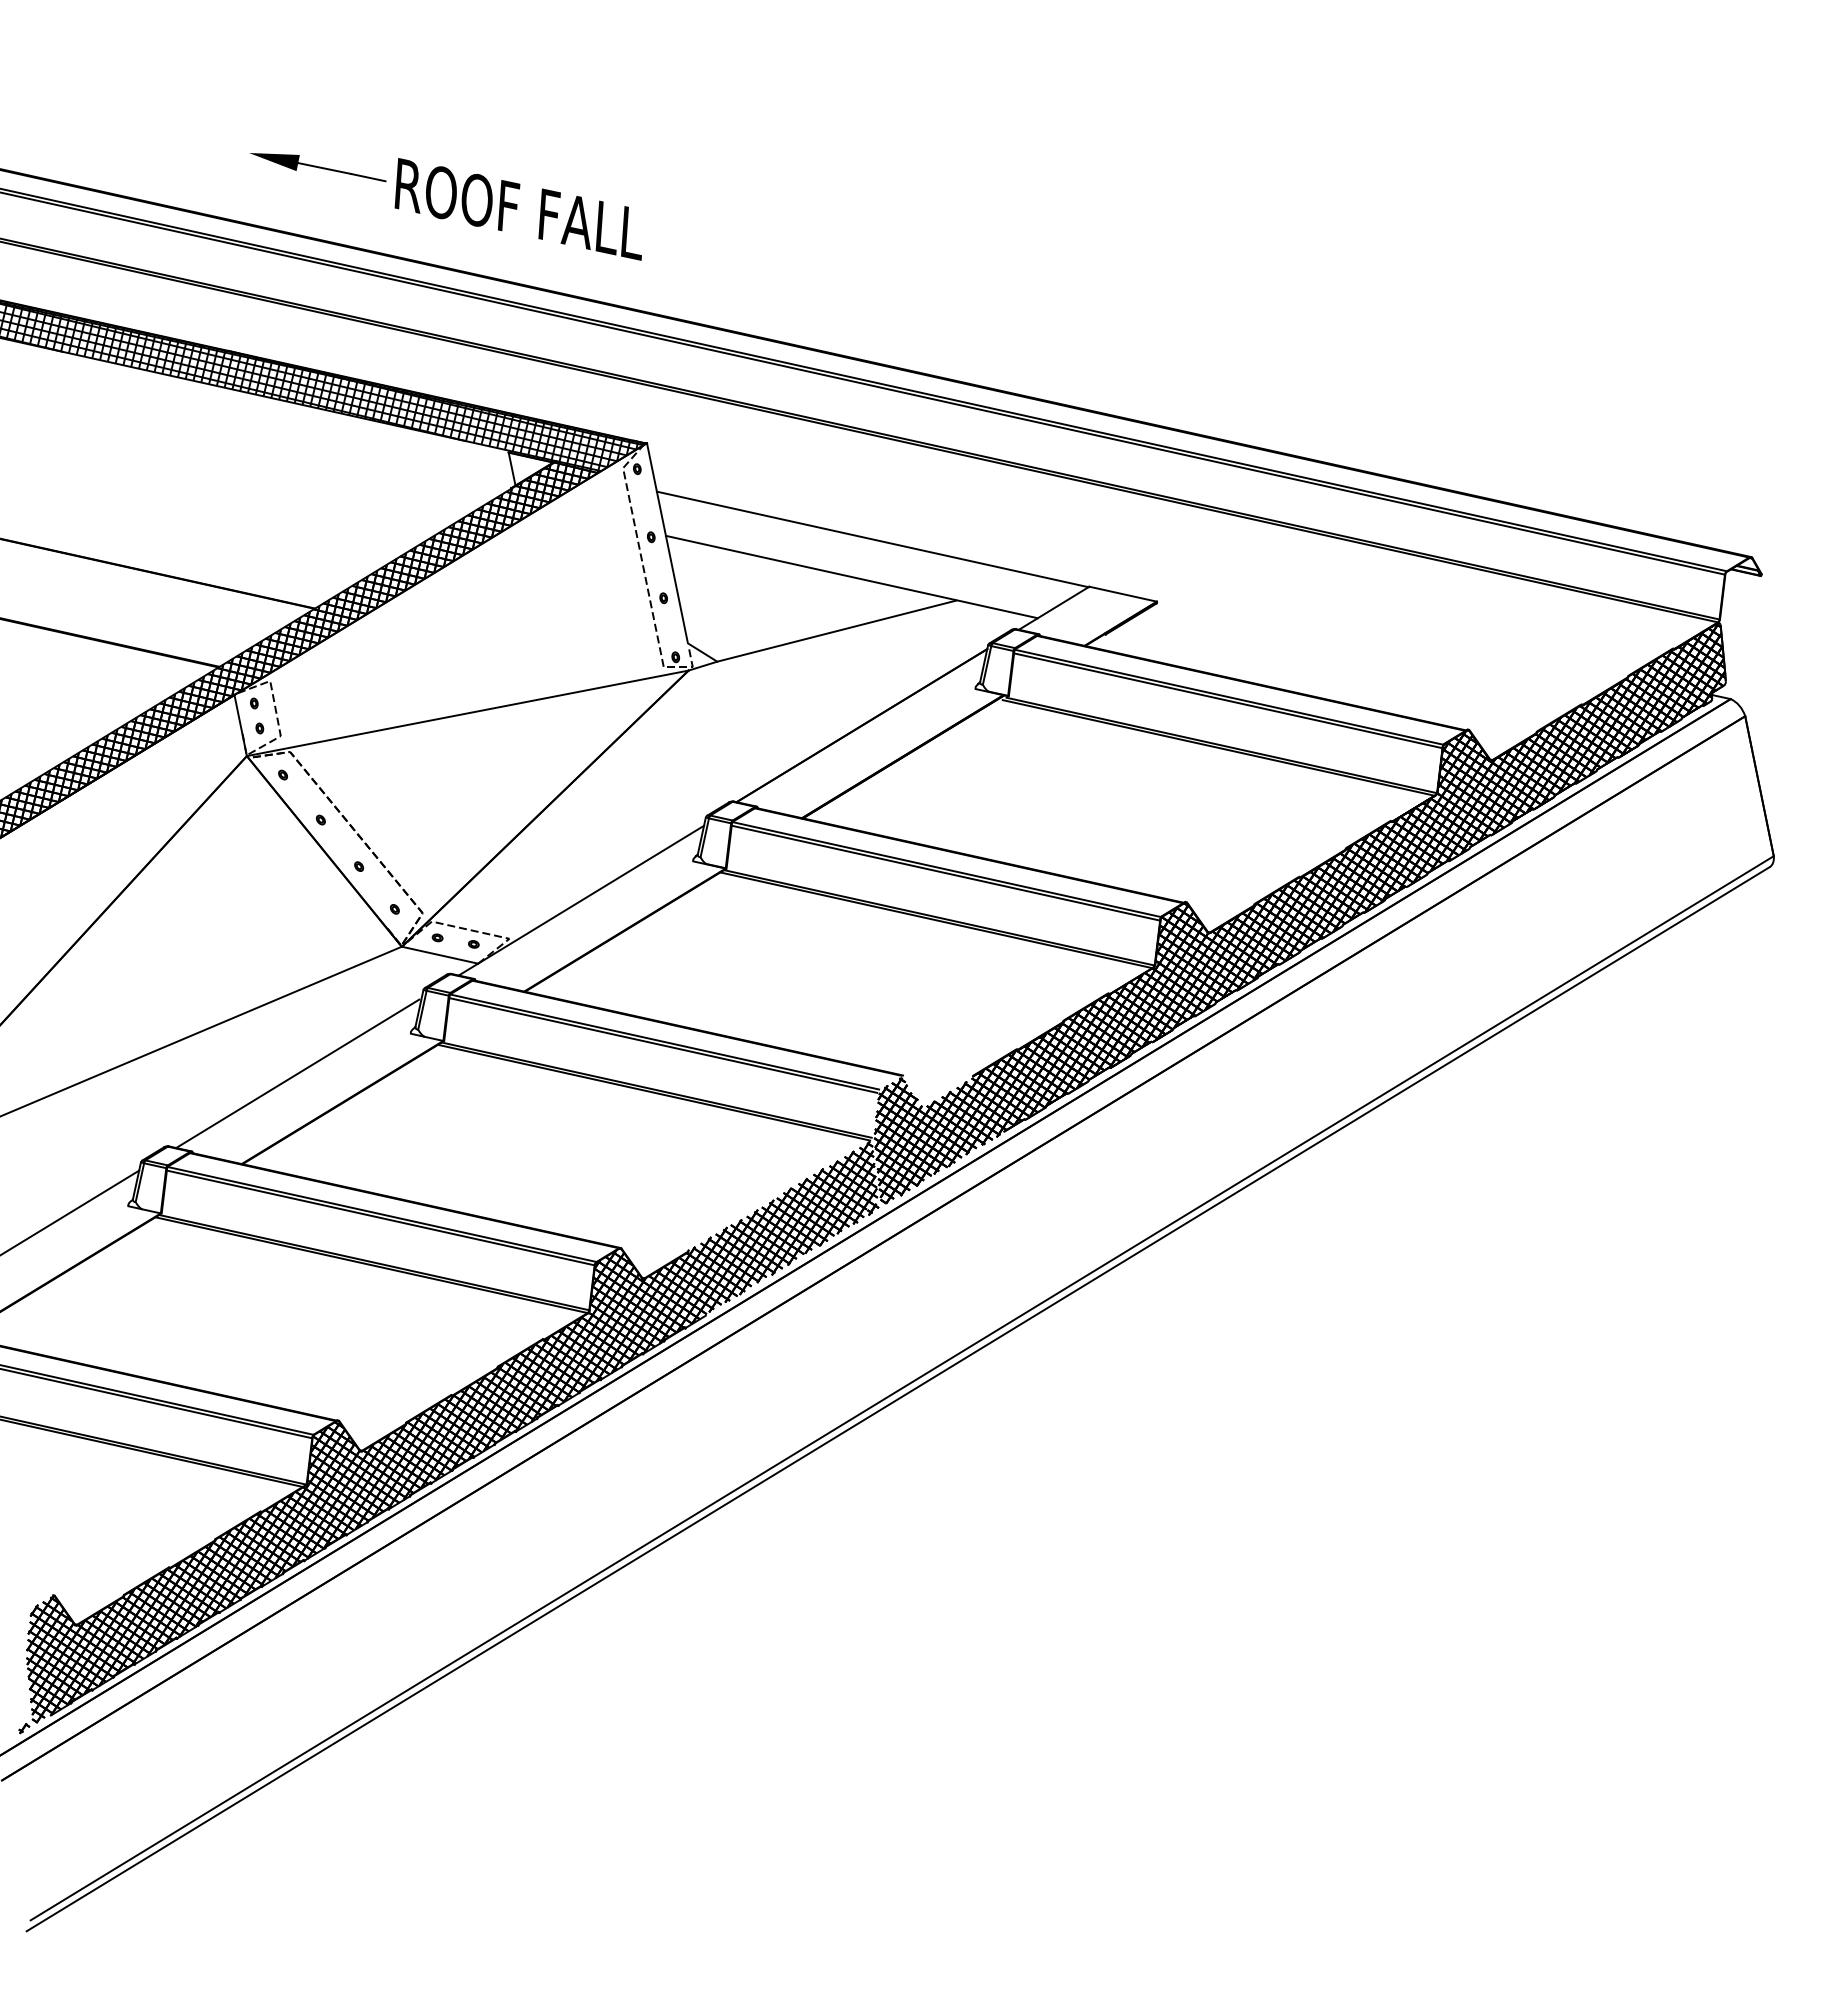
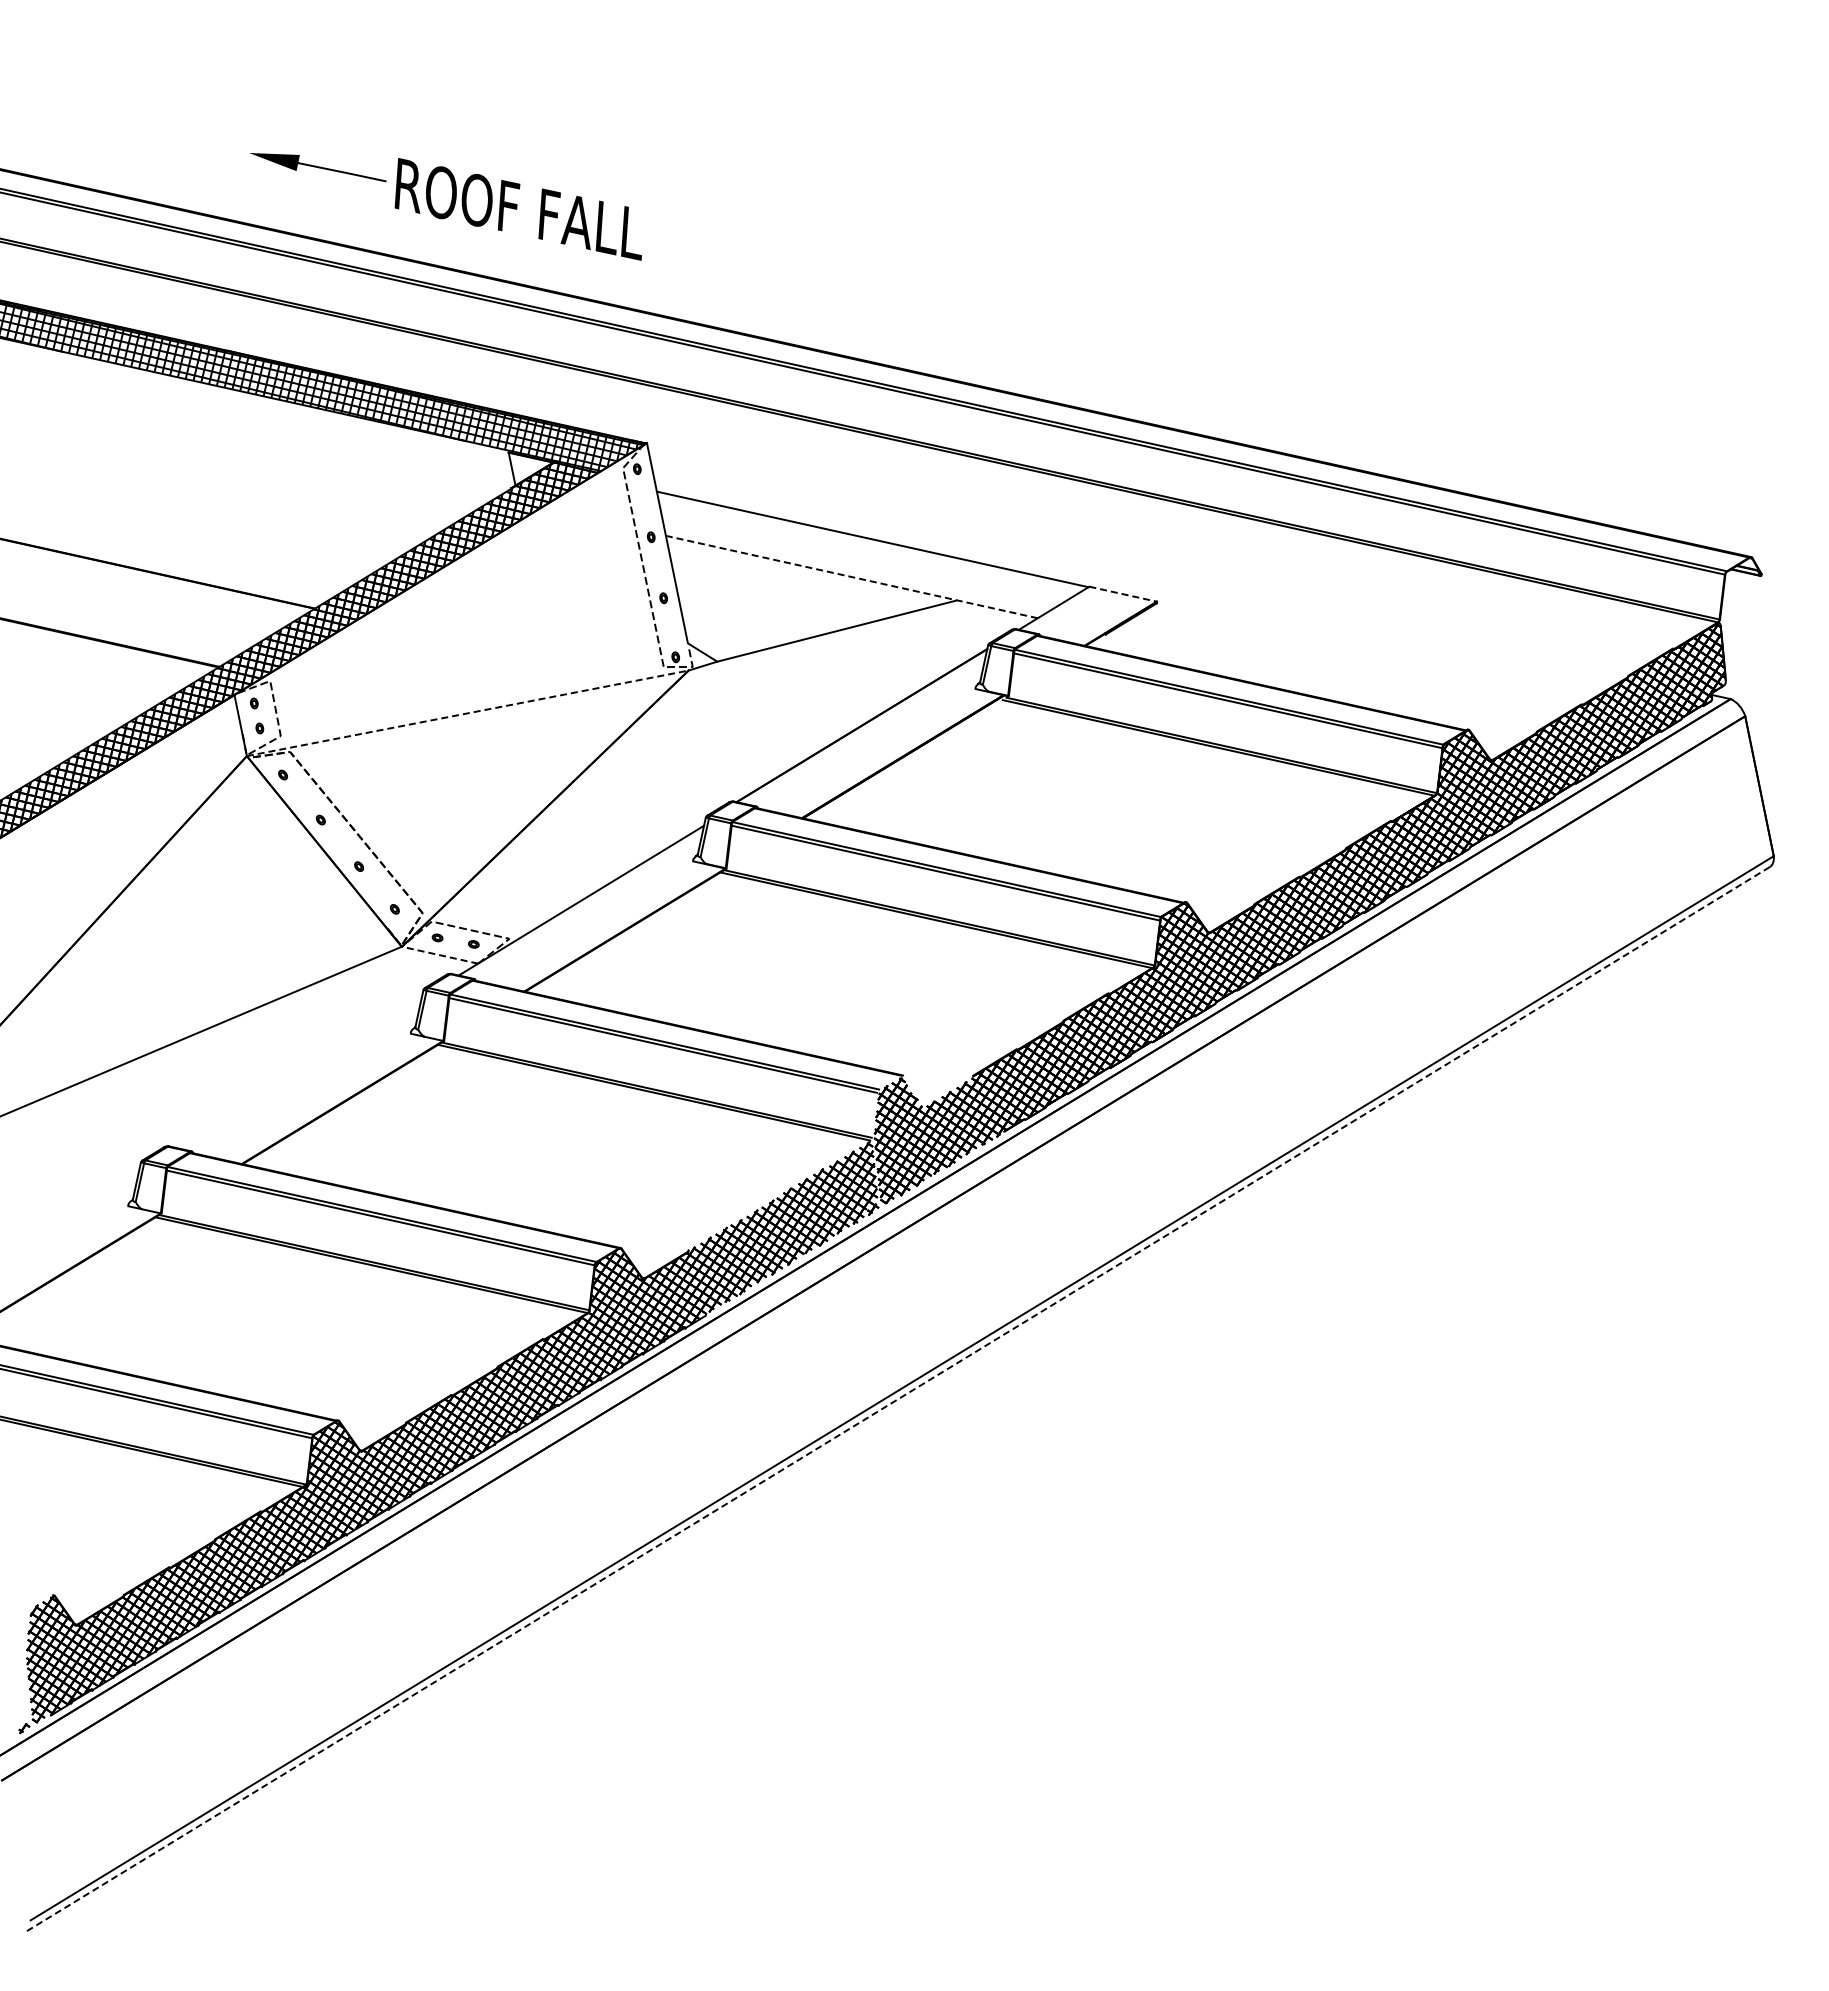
line: solid -> dashed (851, 576)
line: solid -> dashed (1123, 594)
line: solid -> dashed (467, 713)
line: solid -> dashed (439, 955)
line: present -> none (297, 1073)
line: present -> none (70, 1212)
line: solid -> dashed (897, 1399)
